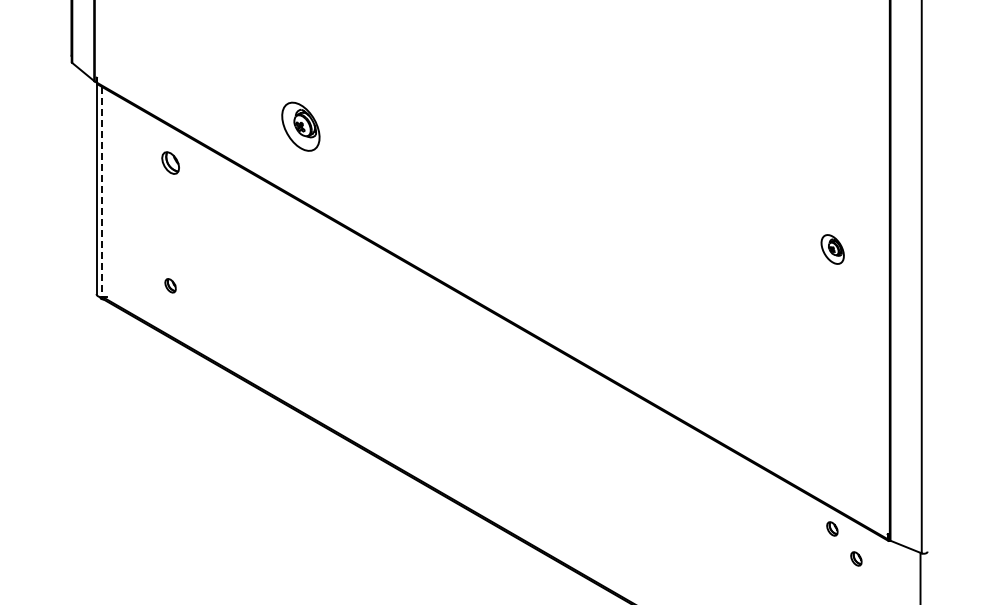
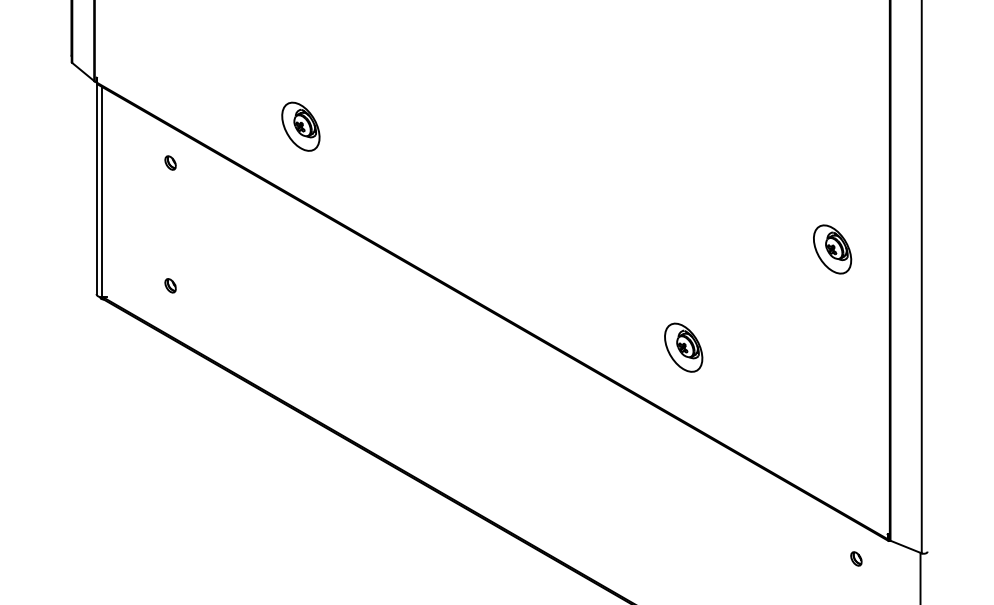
part size: 19x24 px -> 13x16 px (170, 162)
line: dashed -> solid (101, 192)
part size: 25x31 px -> 40x51 px (832, 249)
part: none -> present (683, 347)
part: present -> none (832, 528)
